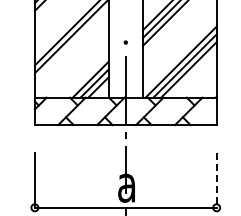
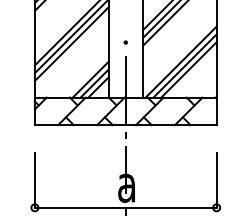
line: none -> present (71, 44)
line: dashed -> solid (216, 180)
